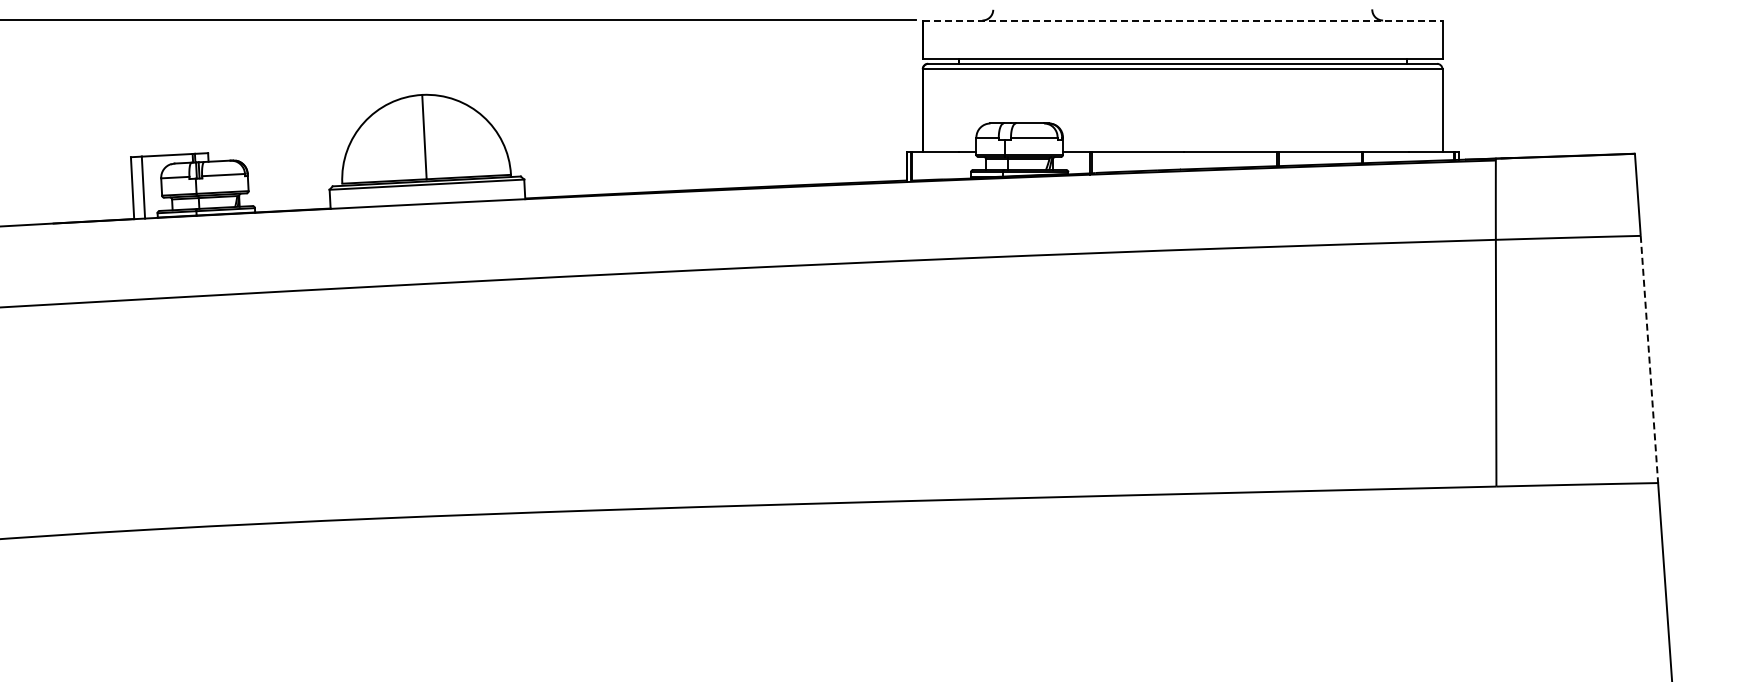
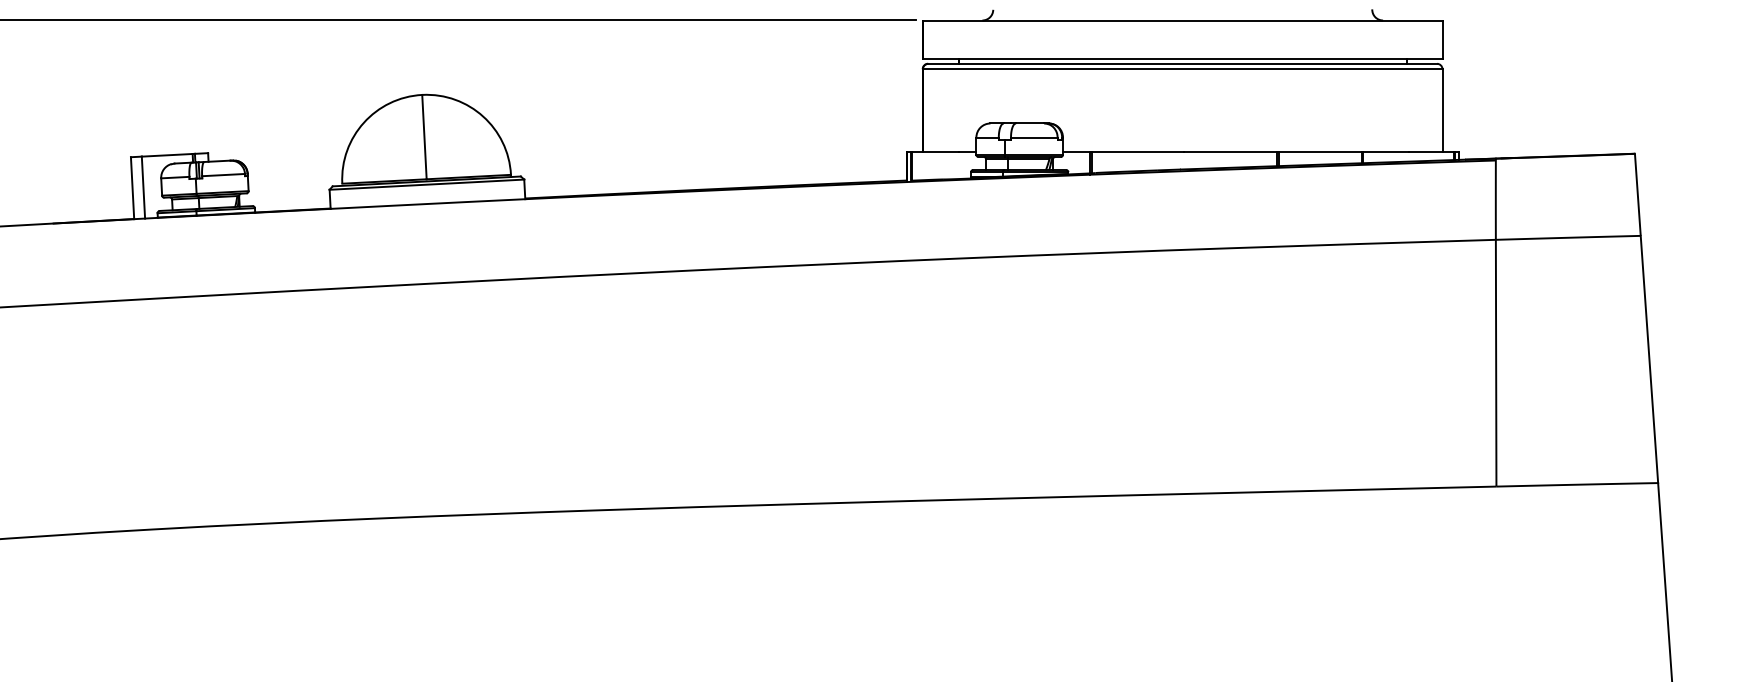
line: dashed -> solid (1182, 20)
line: dashed -> solid (1649, 359)
